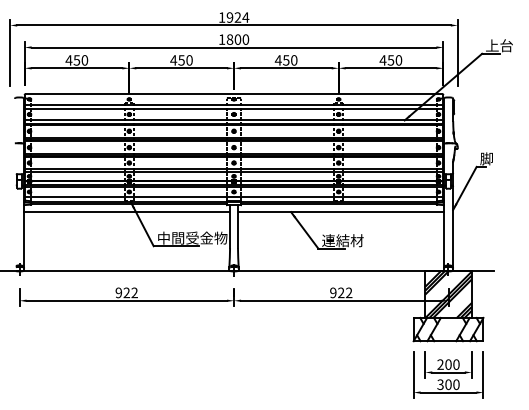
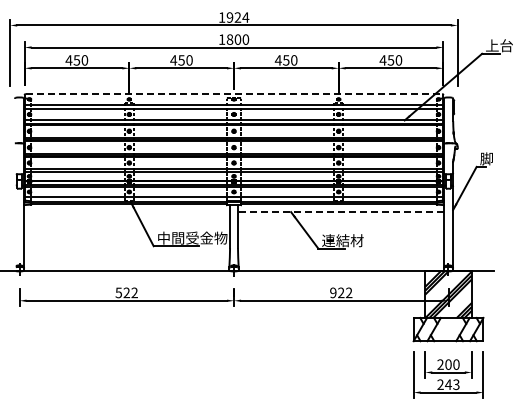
line: solid -> dashed (234, 93)
line: present -> none (126, 212)
line: solid -> dashed (341, 212)
text: 922 -> 522 (118, 292)
text: 300 -> 243 (448, 384)
